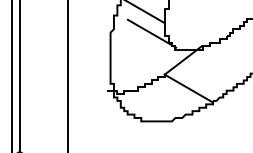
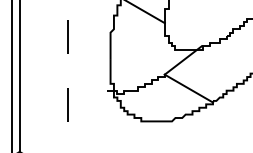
line: present -> none (151, 33)
line: solid -> dashed (68, 76)
